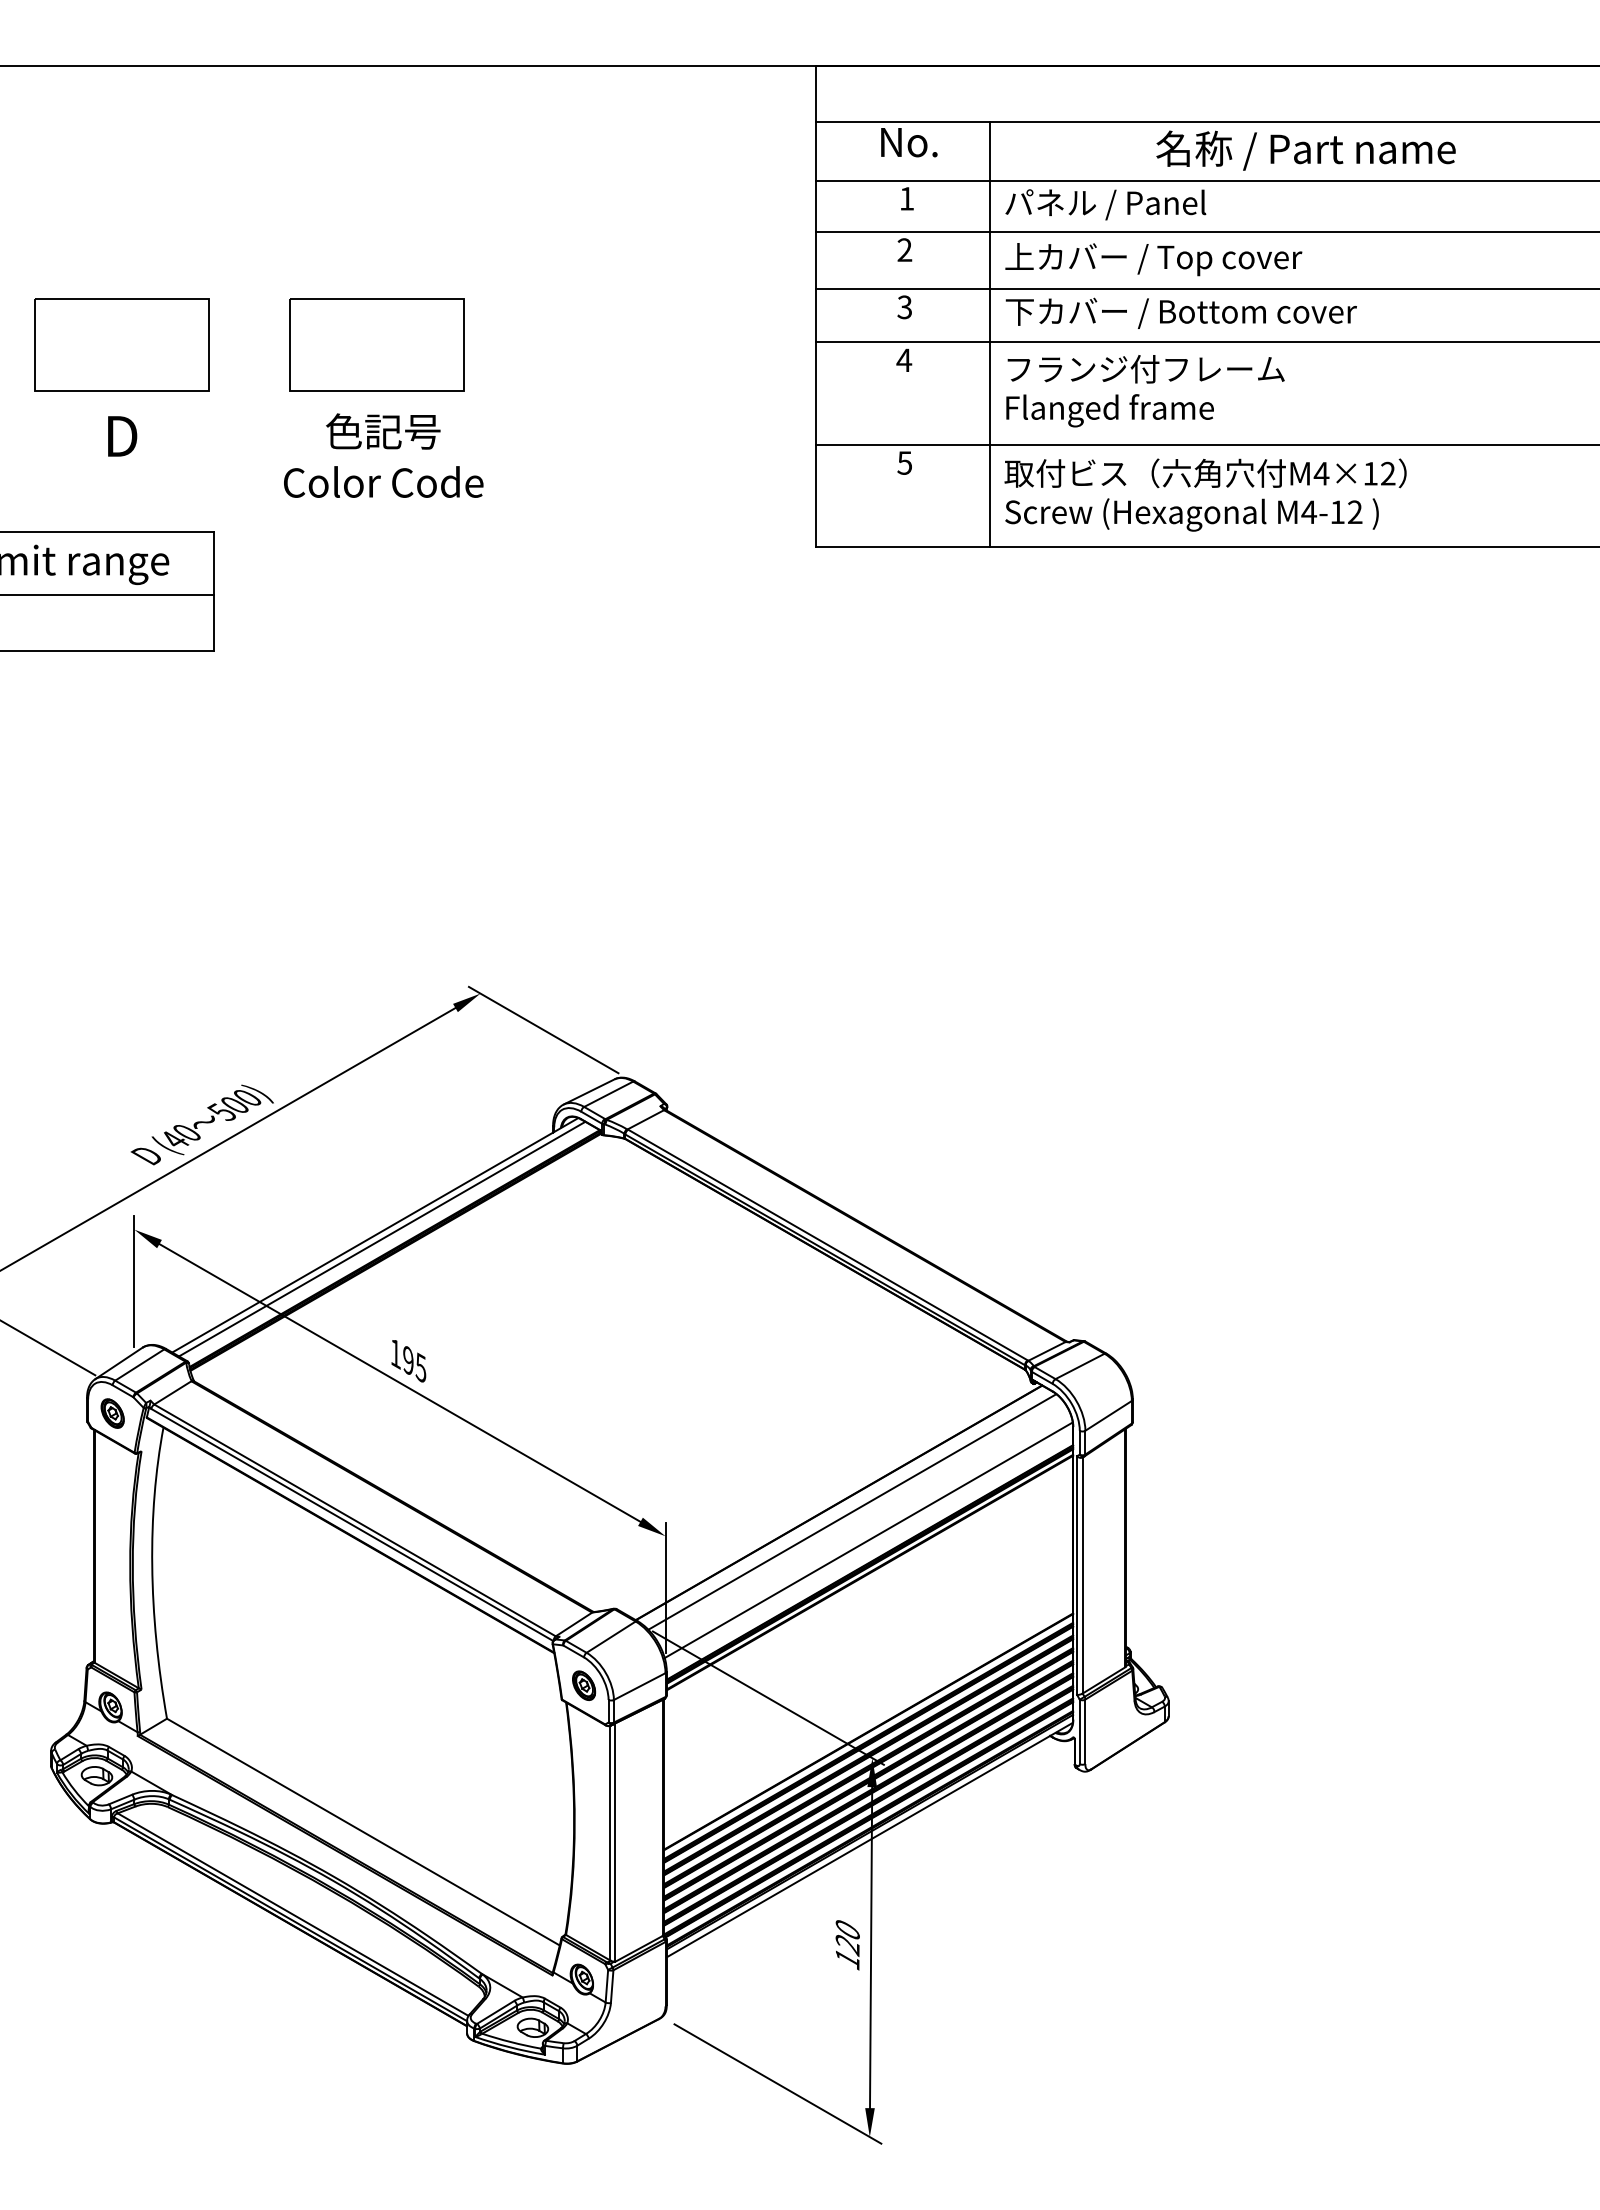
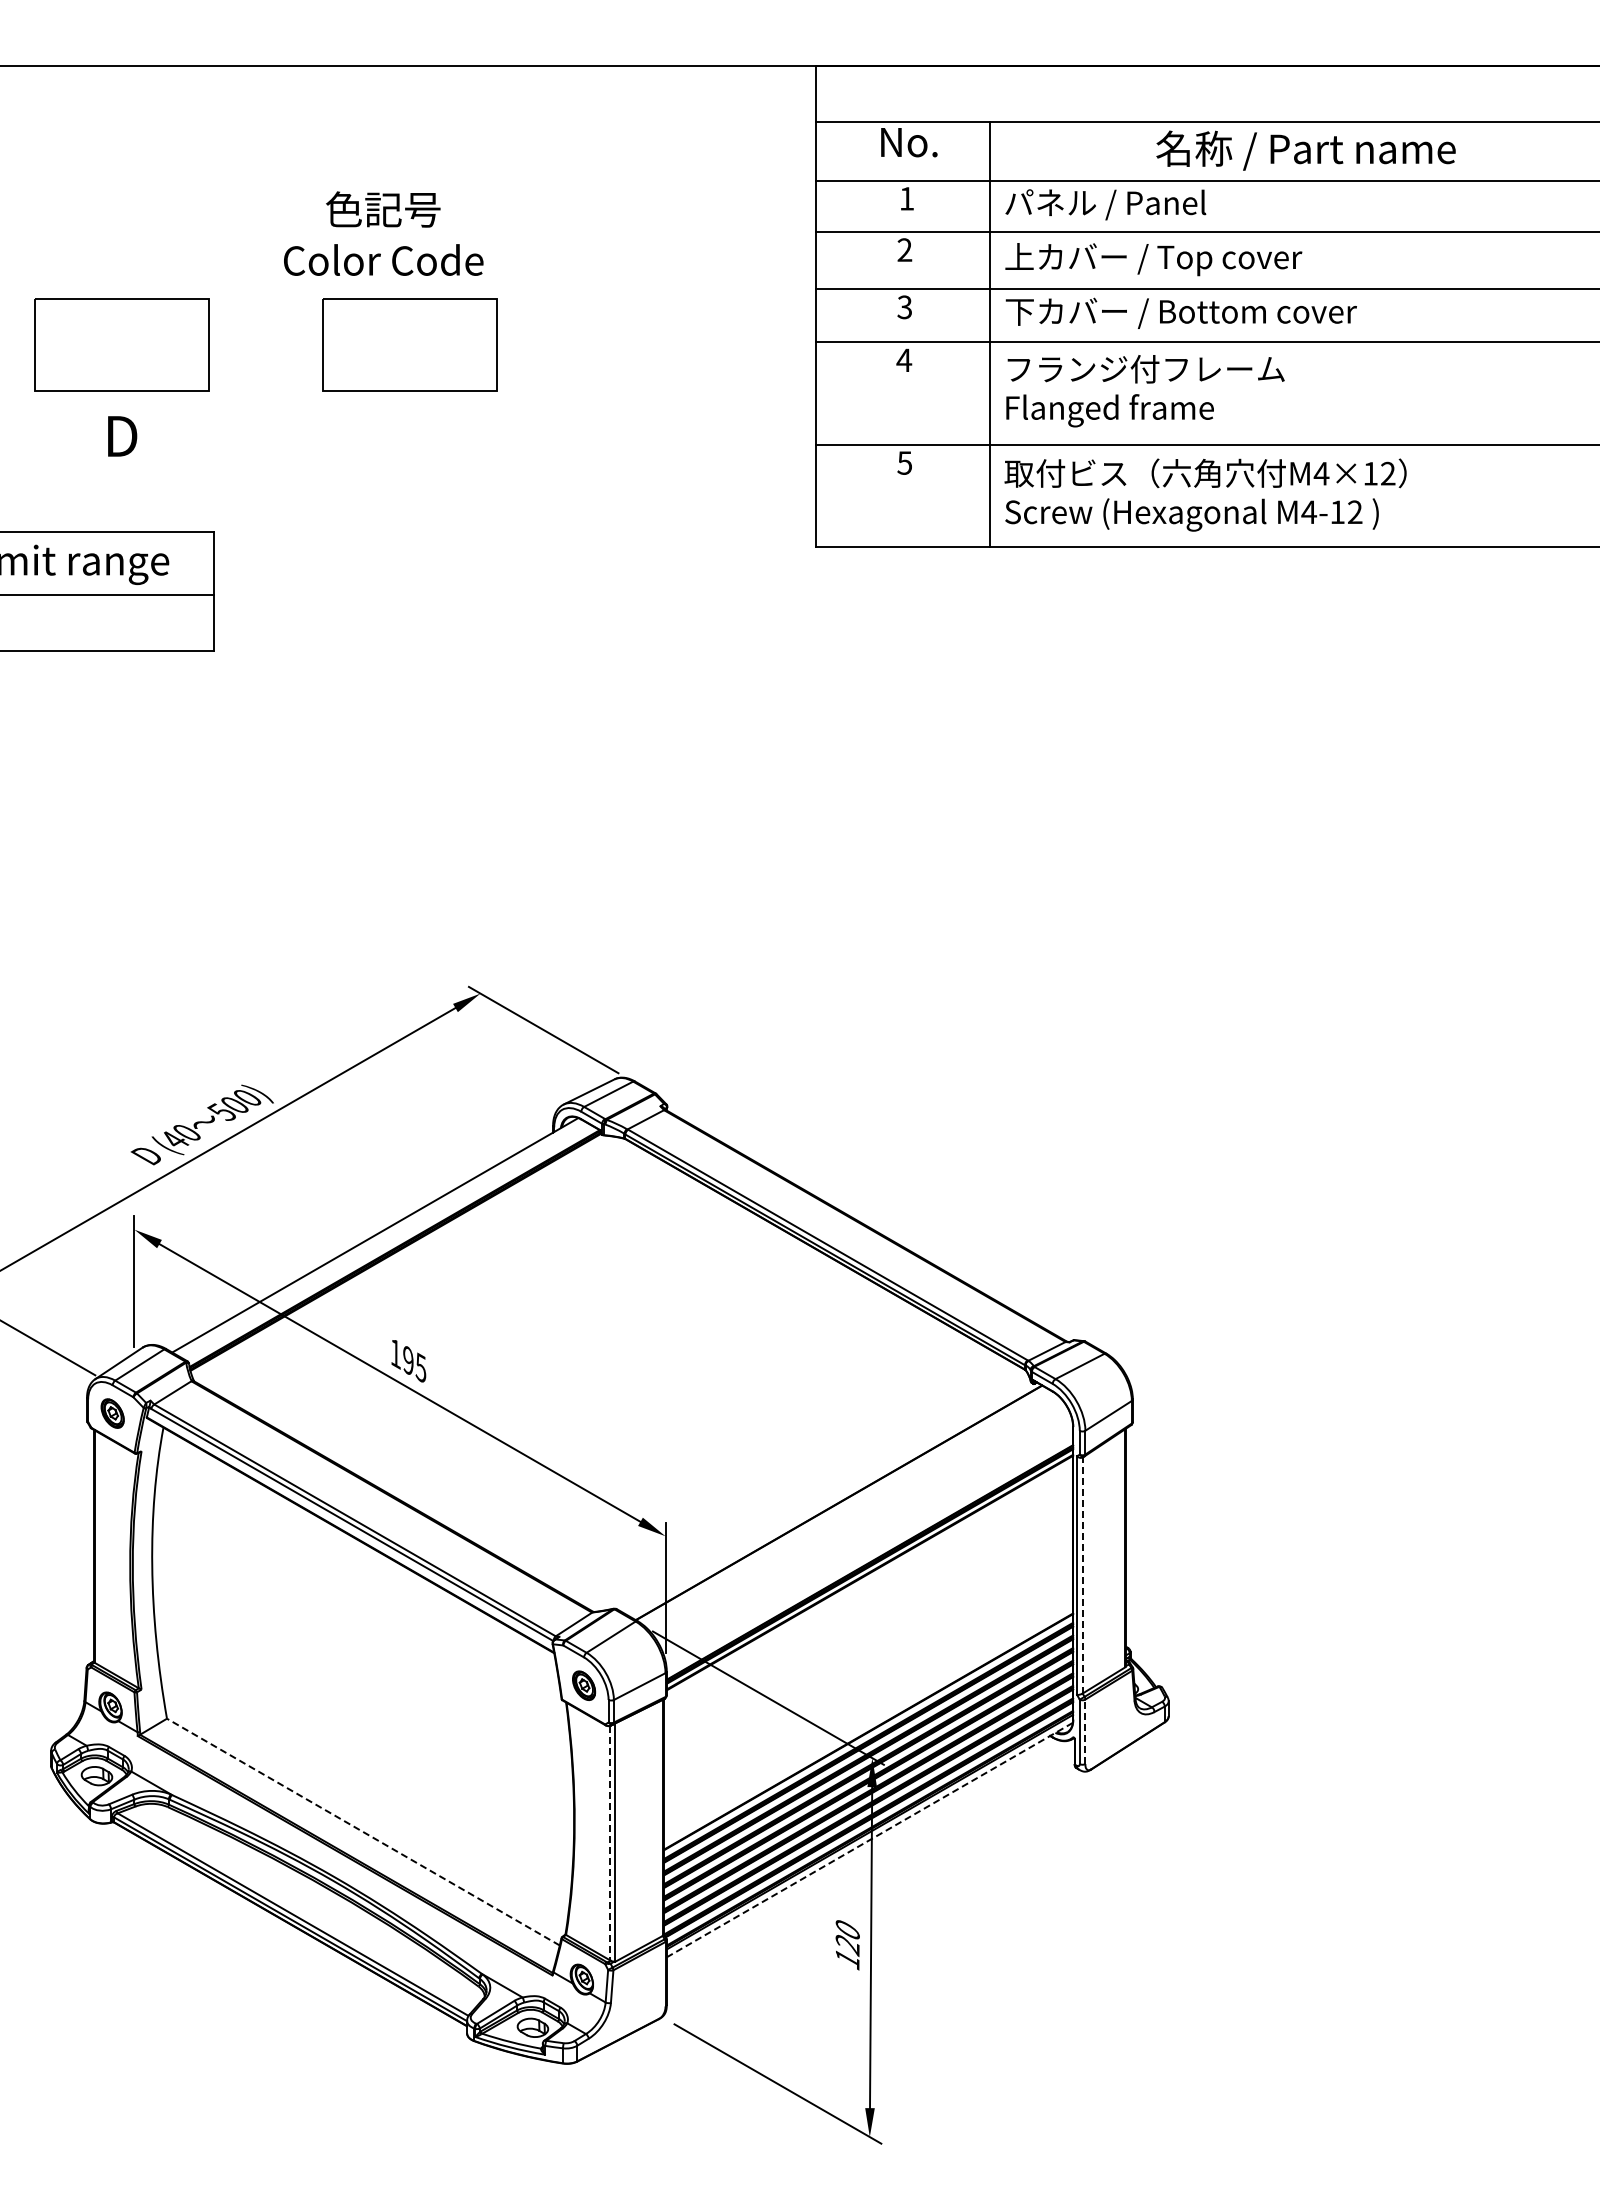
part position: (376, 344) -> (409, 344) (409, 344)
text position: (383, 455) -> (383, 233) (383, 233)
line: present -> none (382, 1238)
line: present -> none (852, 1511)
line: present -> none (868, 1540)
line: solid -> dashed (1082, 1574)
line: solid -> dashed (1085, 1731)
line: solid -> dashed (363, 1832)
line: solid -> dashed (869, 1840)
line: solid -> dashed (610, 1843)
